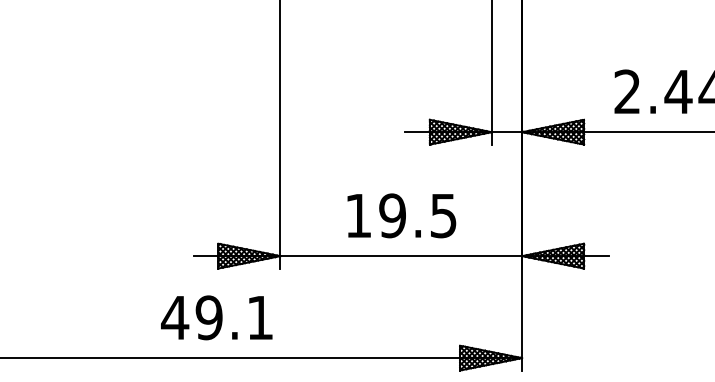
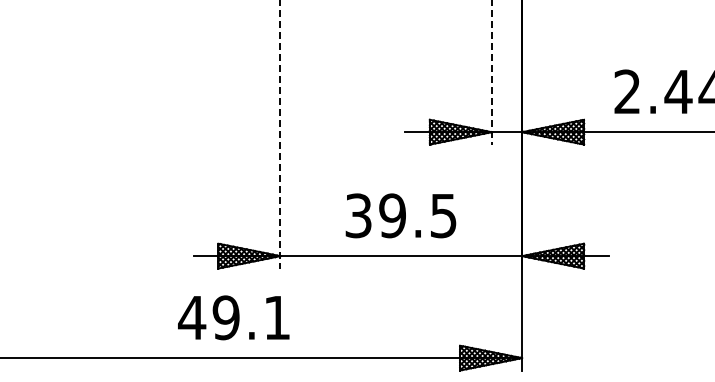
line: solid -> dashed (491, 72)
line: solid -> dashed (280, 134)
text: 19.5 -> 39.5 (358, 215)
text position: (216, 317) -> (233, 317) (233, 317)
